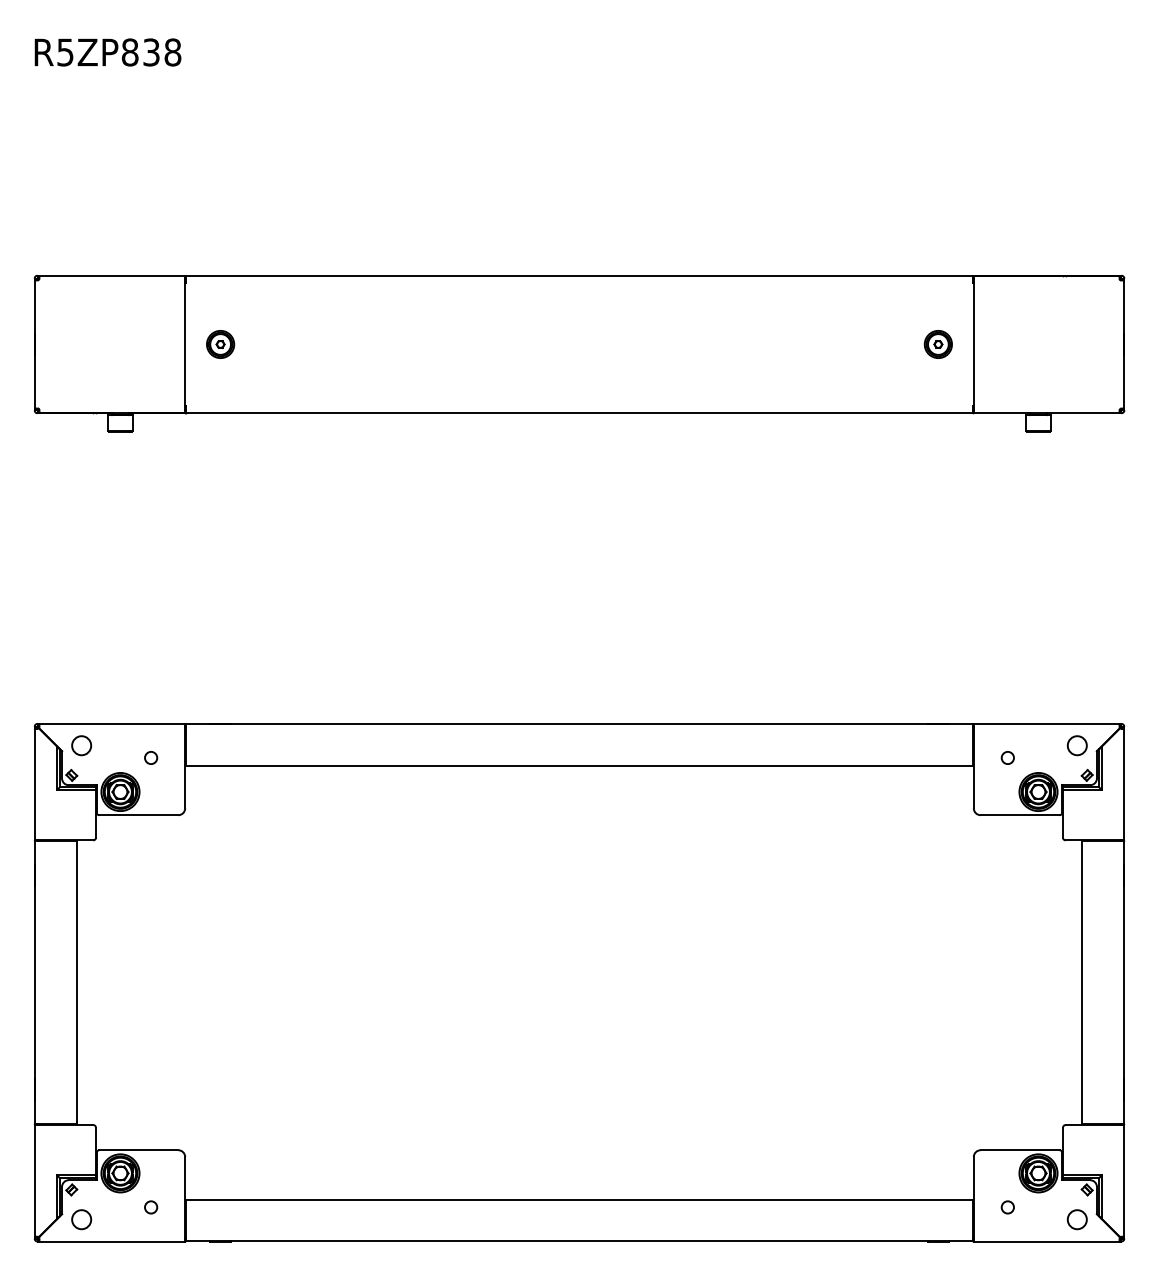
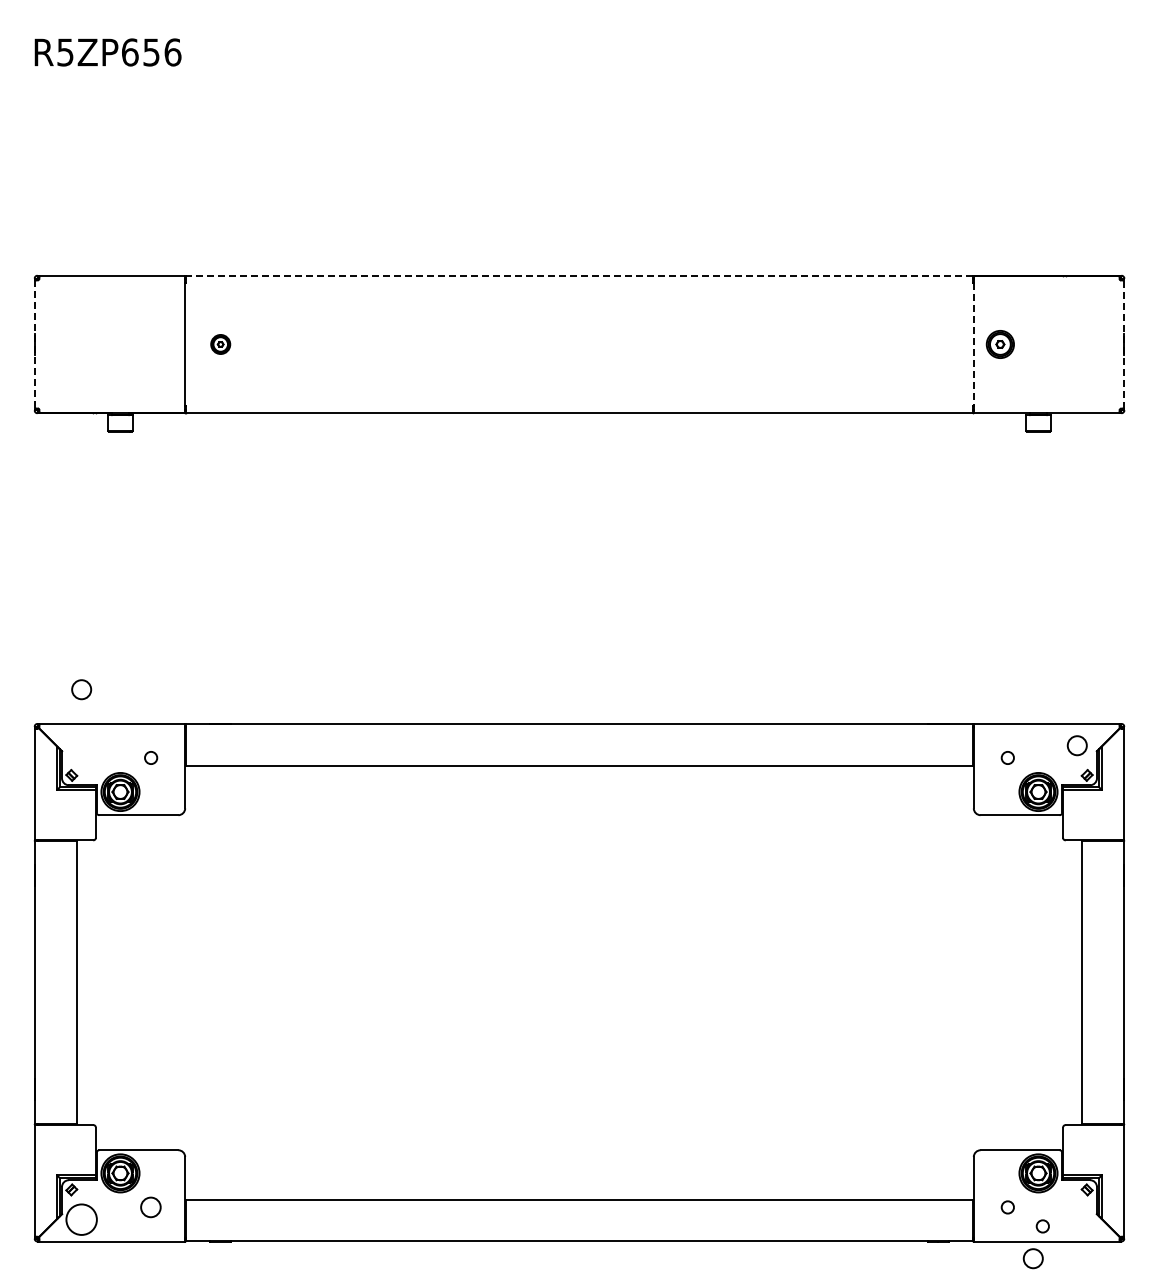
text: R5ZP838 -> R5ZP656 (151, 52)
line: solid -> dashed (579, 276)
line: solid -> dashed (34, 344)
part size: 30x29 px -> 22x21 px (220, 344)
part position: (937, 344) -> (999, 344) (999, 344)
line: solid -> dashed (973, 344)
line: solid -> dashed (1124, 344)
circle position: (81, 745) -> (81, 689) (81, 689)
circle size: 15x15 px -> 22x23 px (150, 1207)
circle diameter: 19 px -> 31 px (81, 1219)
circle position: (1076, 1219) -> (1032, 1258) (1032, 1258)
circle: none -> present (1042, 1226)
